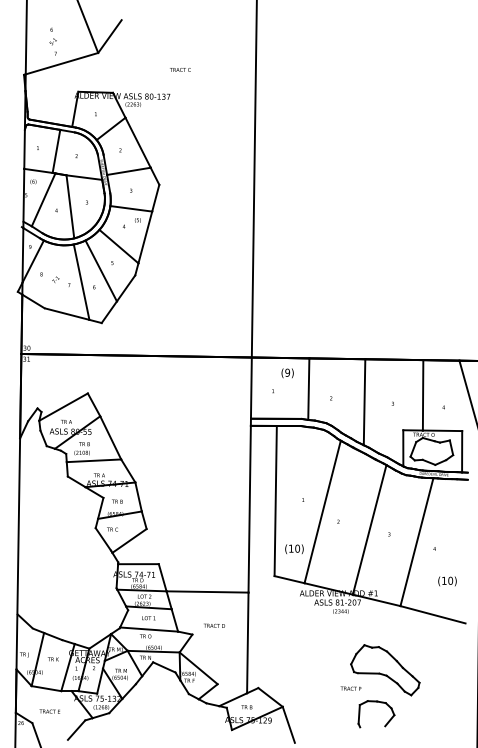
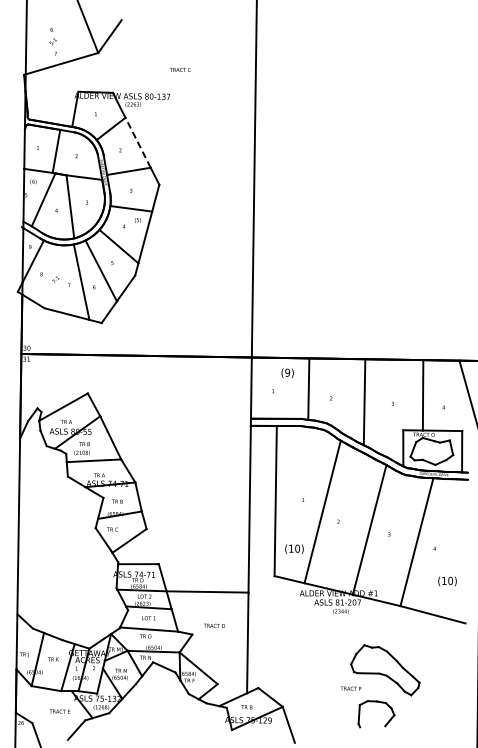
line: solid -> dashed (138, 142)
text position: (49, 711) -> (59, 711) (59, 711)
